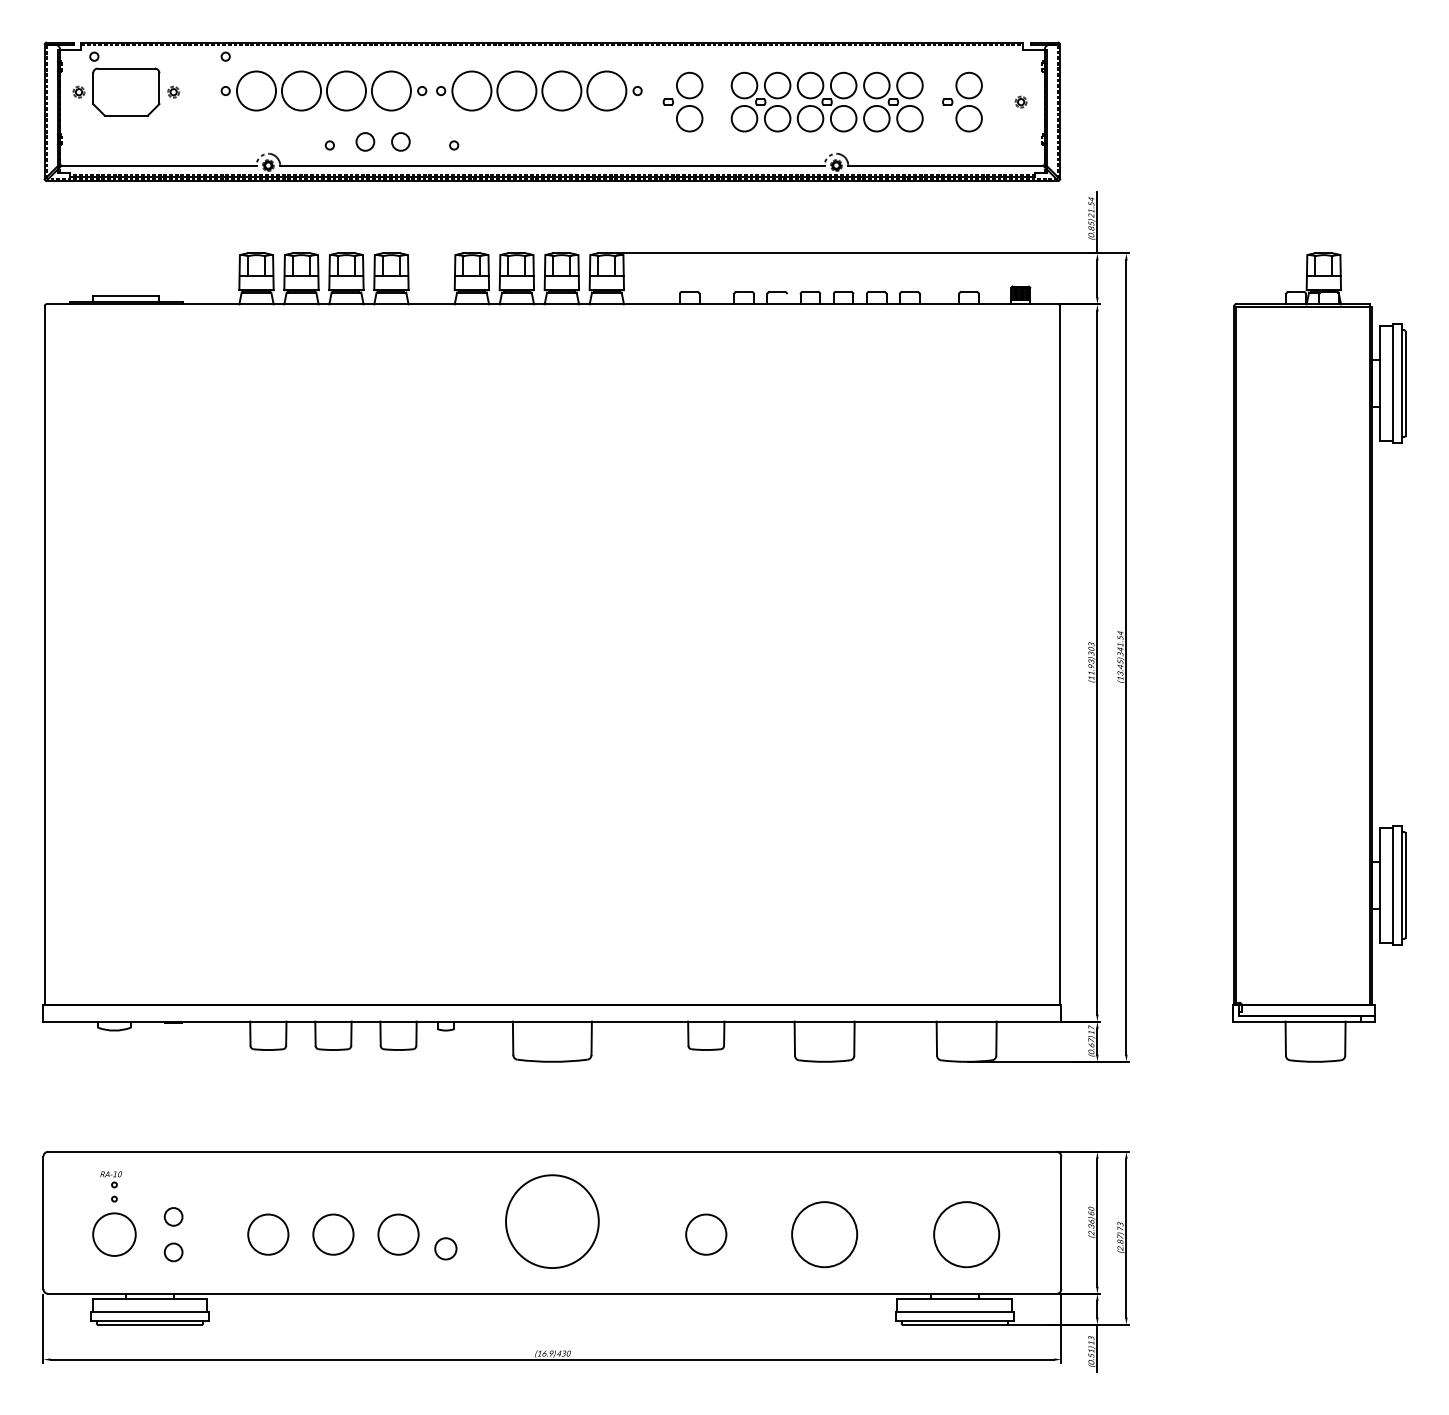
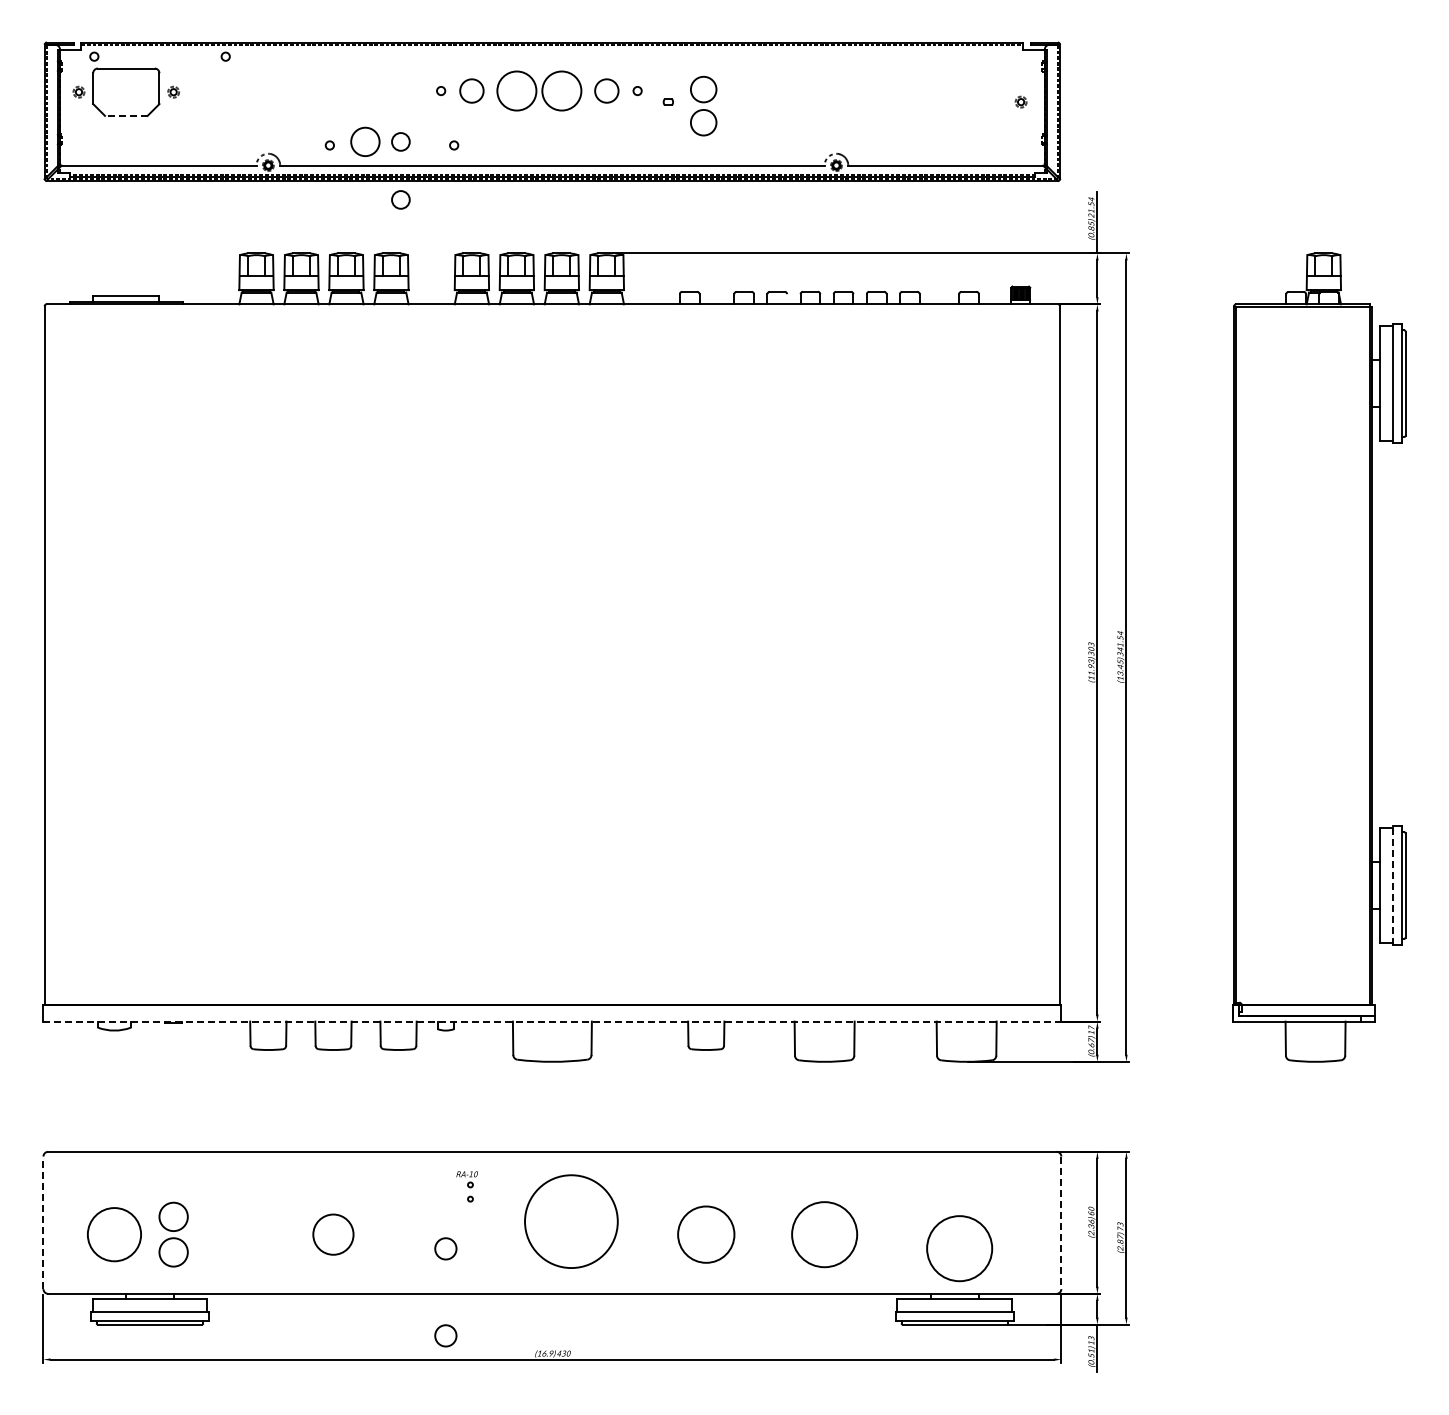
part: present -> none (323, 90)
circle diameter: 39 px -> 23 px (471, 90)
circle diameter: 39 px -> 23 px (606, 90)
part position: (689, 101) -> (703, 105) (703, 105)
part: present -> none (826, 101)
part: present -> none (962, 101)
line: solid -> dashed (125, 115)
circle diameter: 18 px -> 28 px (365, 141)
circle: none -> present (400, 199)
line: solid -> dashed (1392, 885)
line: solid -> dashed (552, 1021)
part position: (110, 1186) -> (466, 1186) (466, 1186)
circle diameter: 18 px -> 28 px (173, 1216)
circle position: (552, 1221) -> (571, 1221) (571, 1221)
line: solid -> dashed (43, 1222)
line: solid -> dashed (1061, 1223)
circle diameter: 43 px -> 53 px (114, 1234)
circle: present -> none (268, 1234)
circle: present -> none (398, 1234)
circle diameter: 40 px -> 56 px (706, 1234)
circle position: (966, 1234) -> (959, 1248) (959, 1248)
circle diameter: 18 px -> 28 px (173, 1252)
circle: none -> present (445, 1335)
